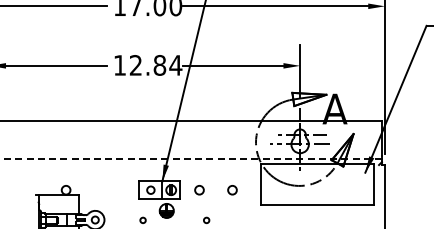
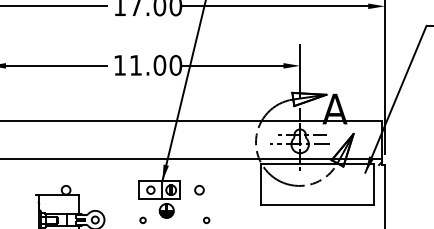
text: 12.84 -> 11.00 (155, 65)
line: dashed -> solid (191, 159)
circle: present -> none (232, 190)
